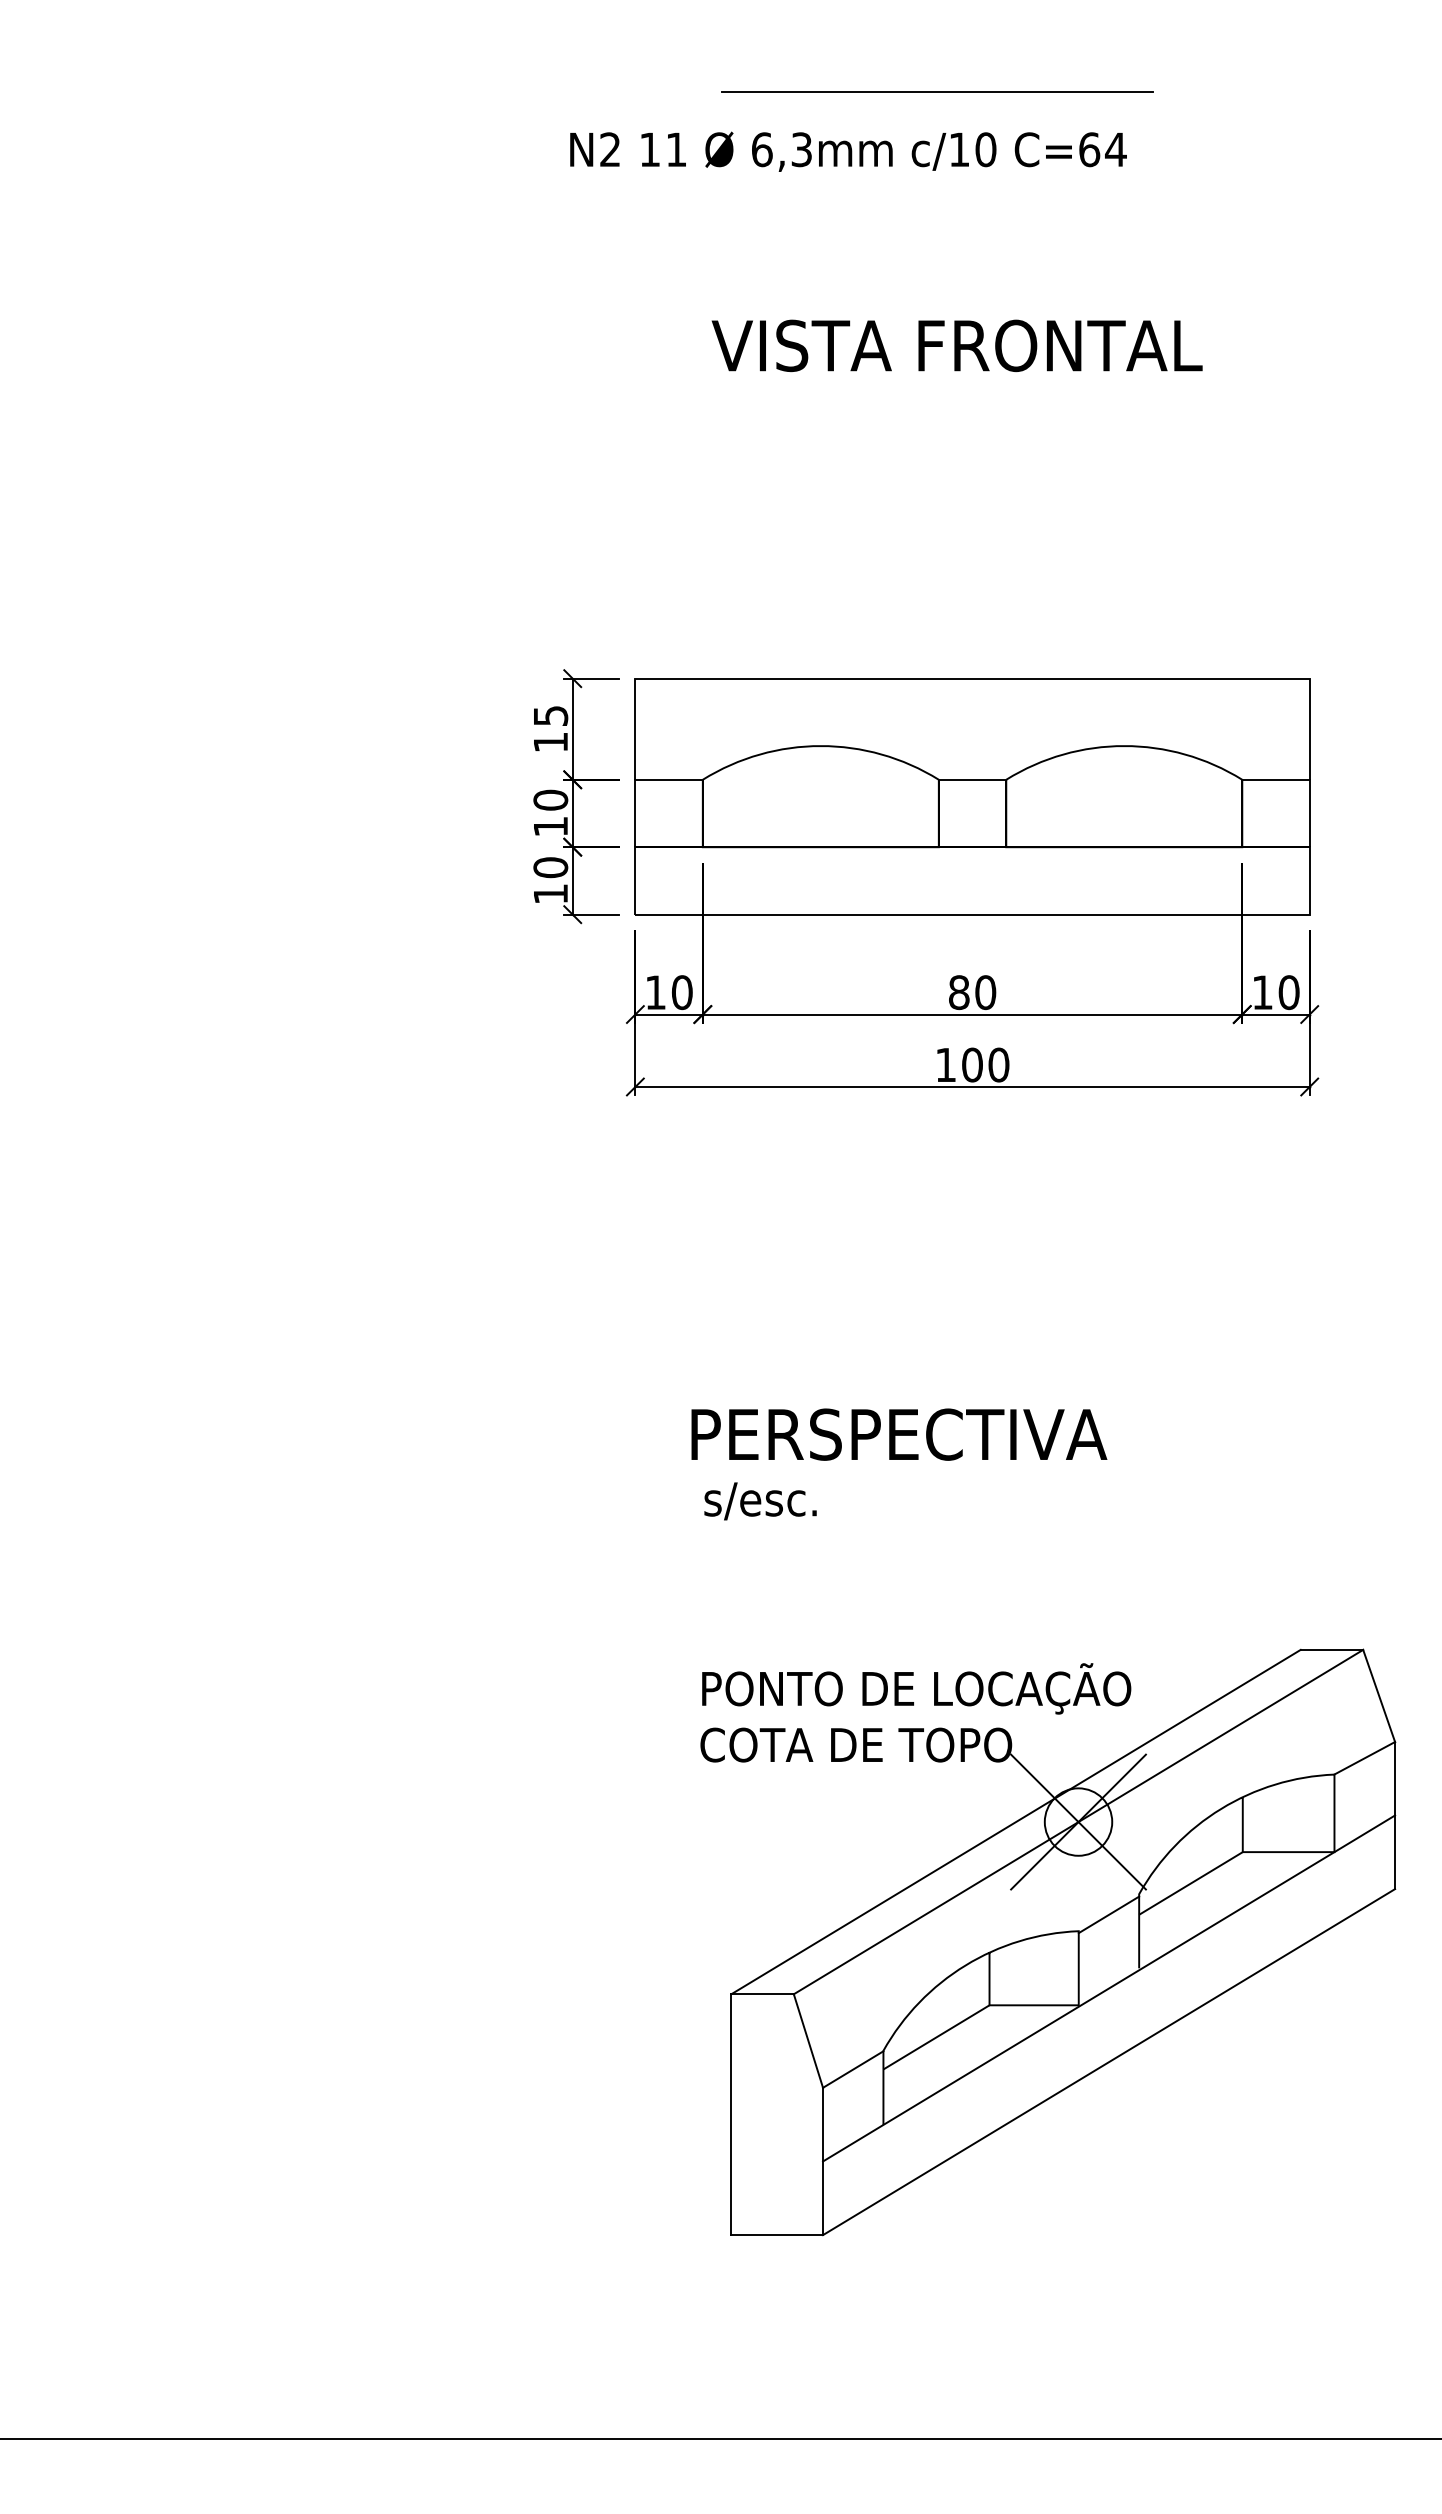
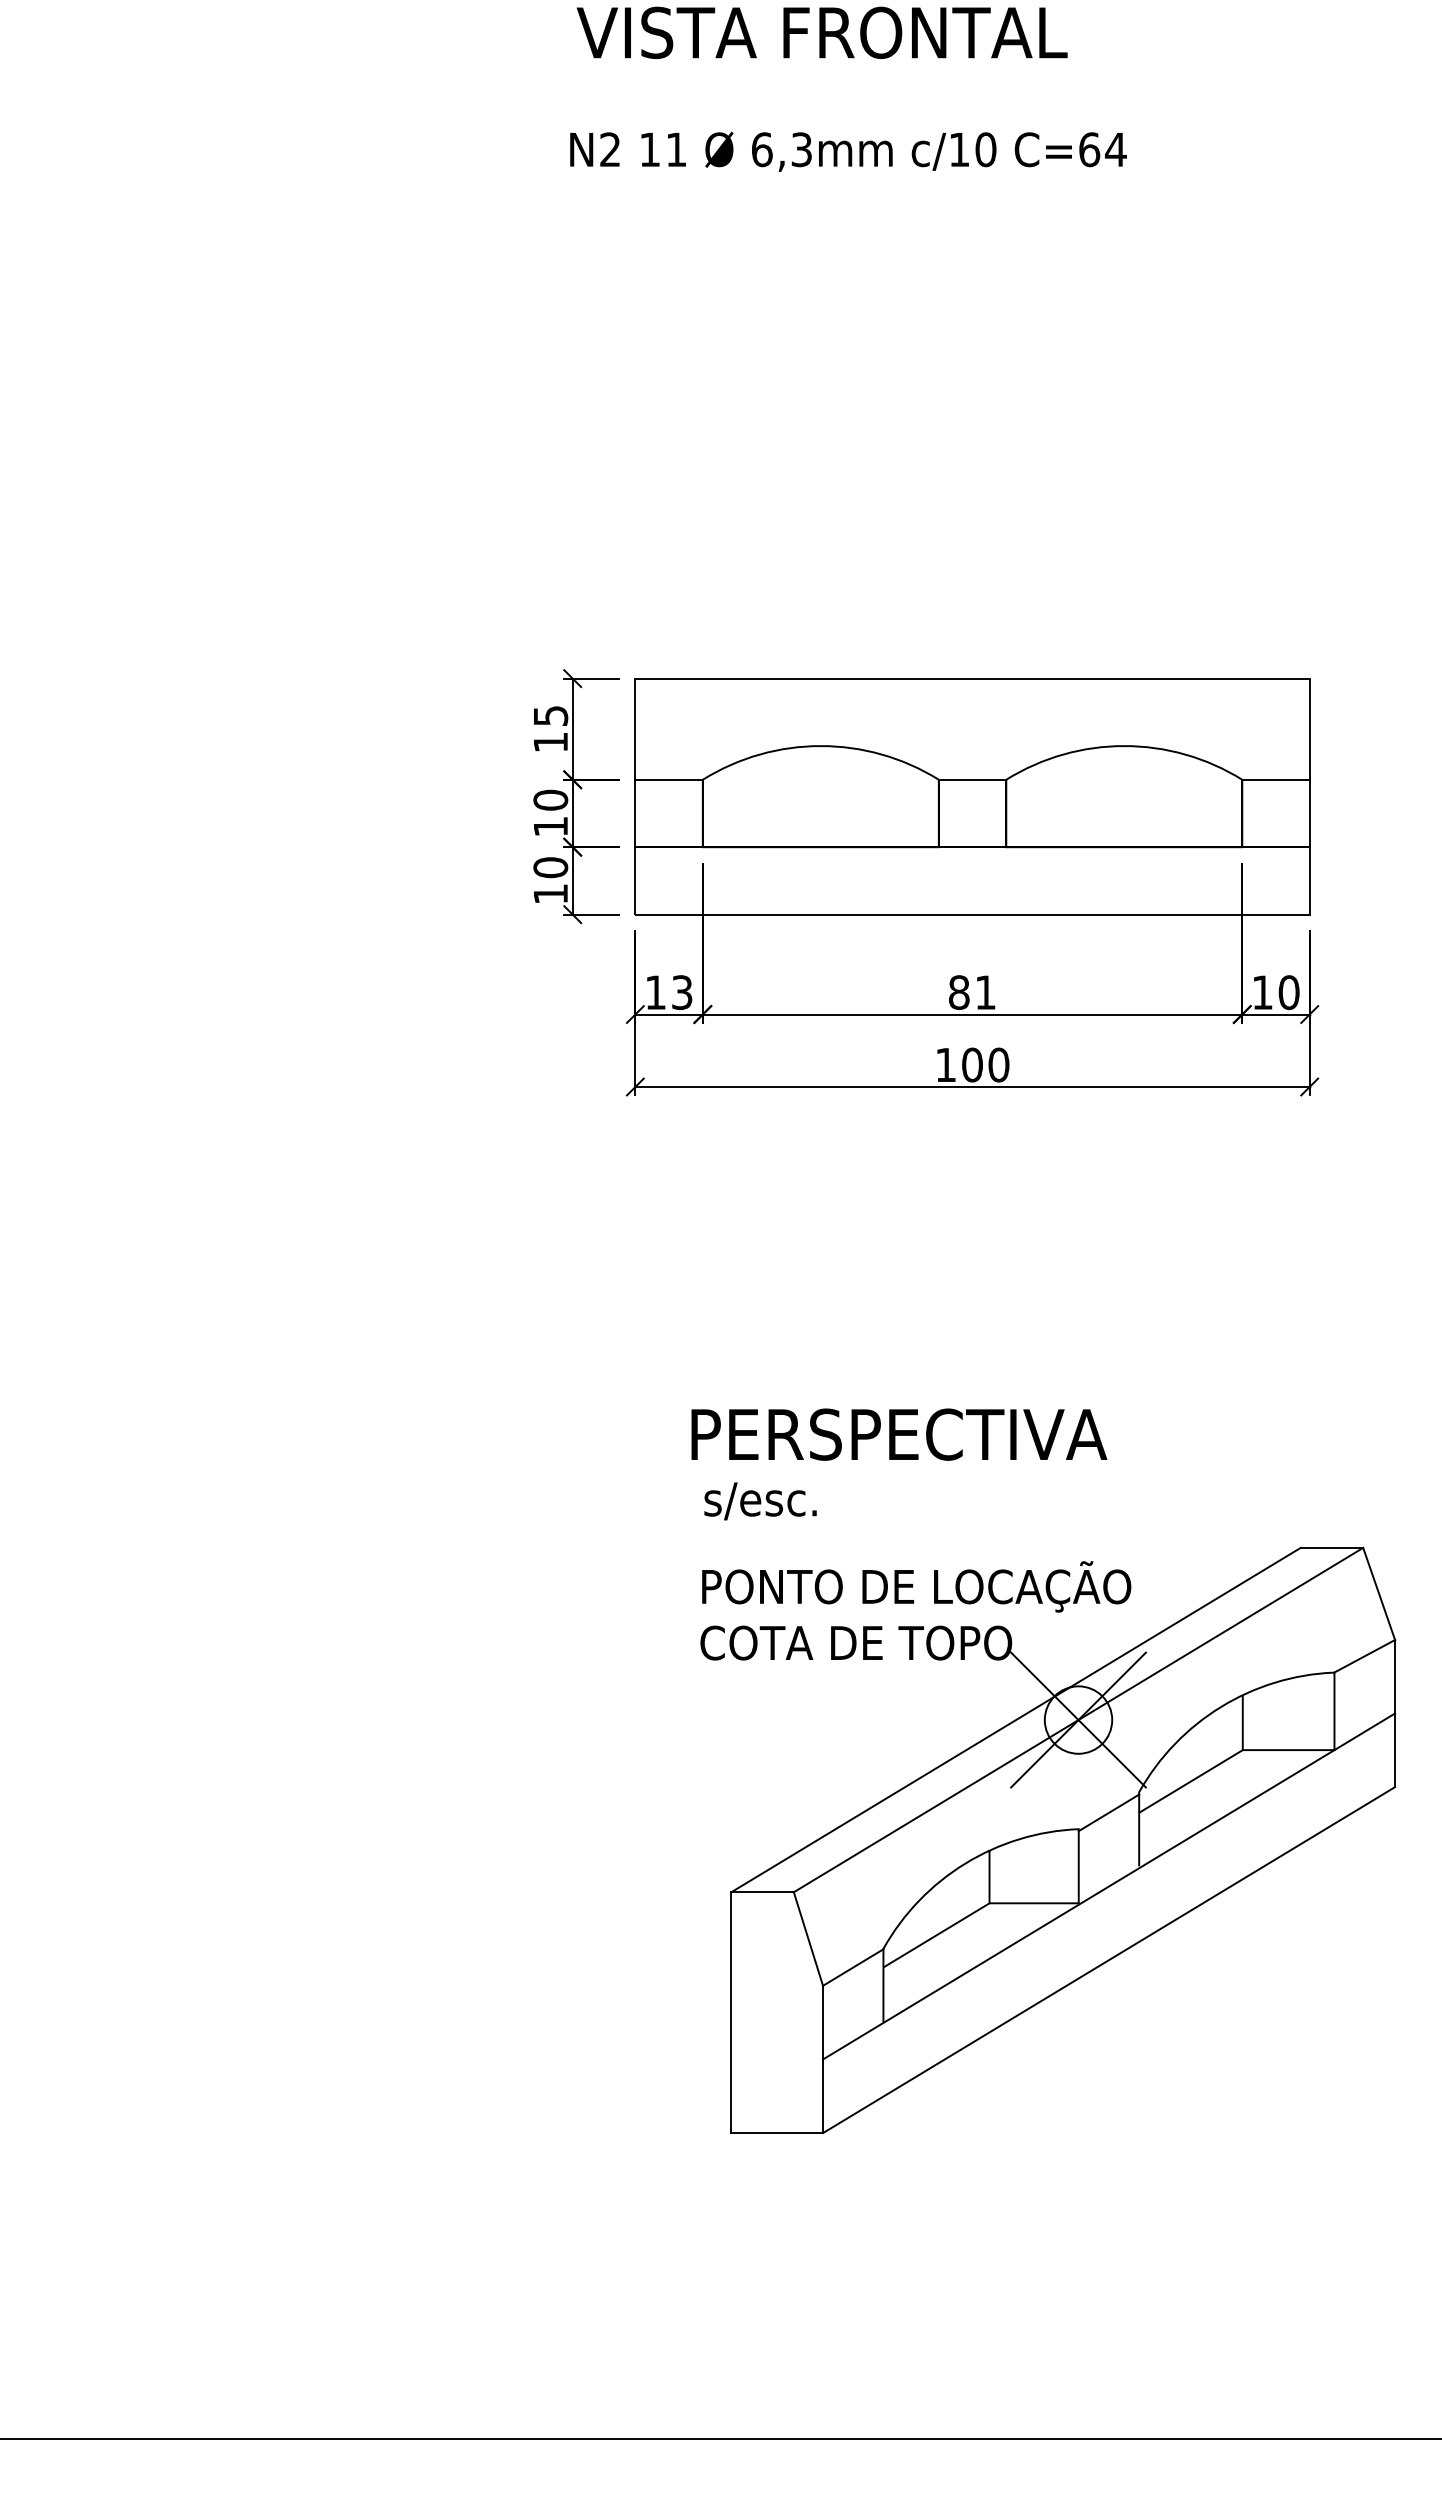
line: present -> none (937, 92)
text position: (956, 345) -> (821, 32) (821, 32)
text: 10 -> 13 (681, 992)
text: 80 -> 81 (985, 992)
part position: (1048, 1942) -> (1048, 1840) (1048, 1840)
